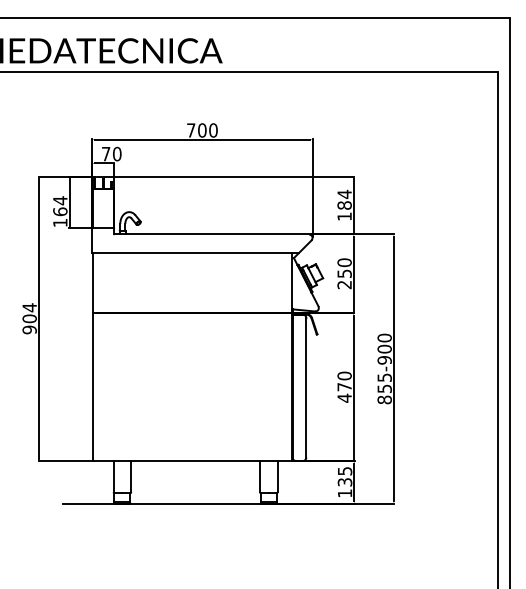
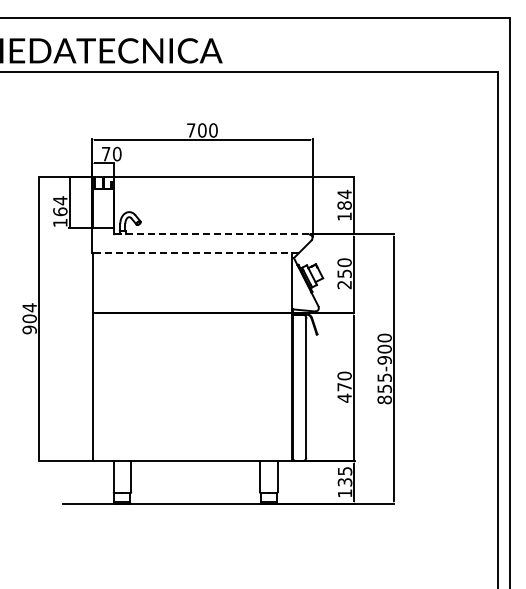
line: solid -> dashed (211, 234)
line: solid -> dashed (194, 253)
